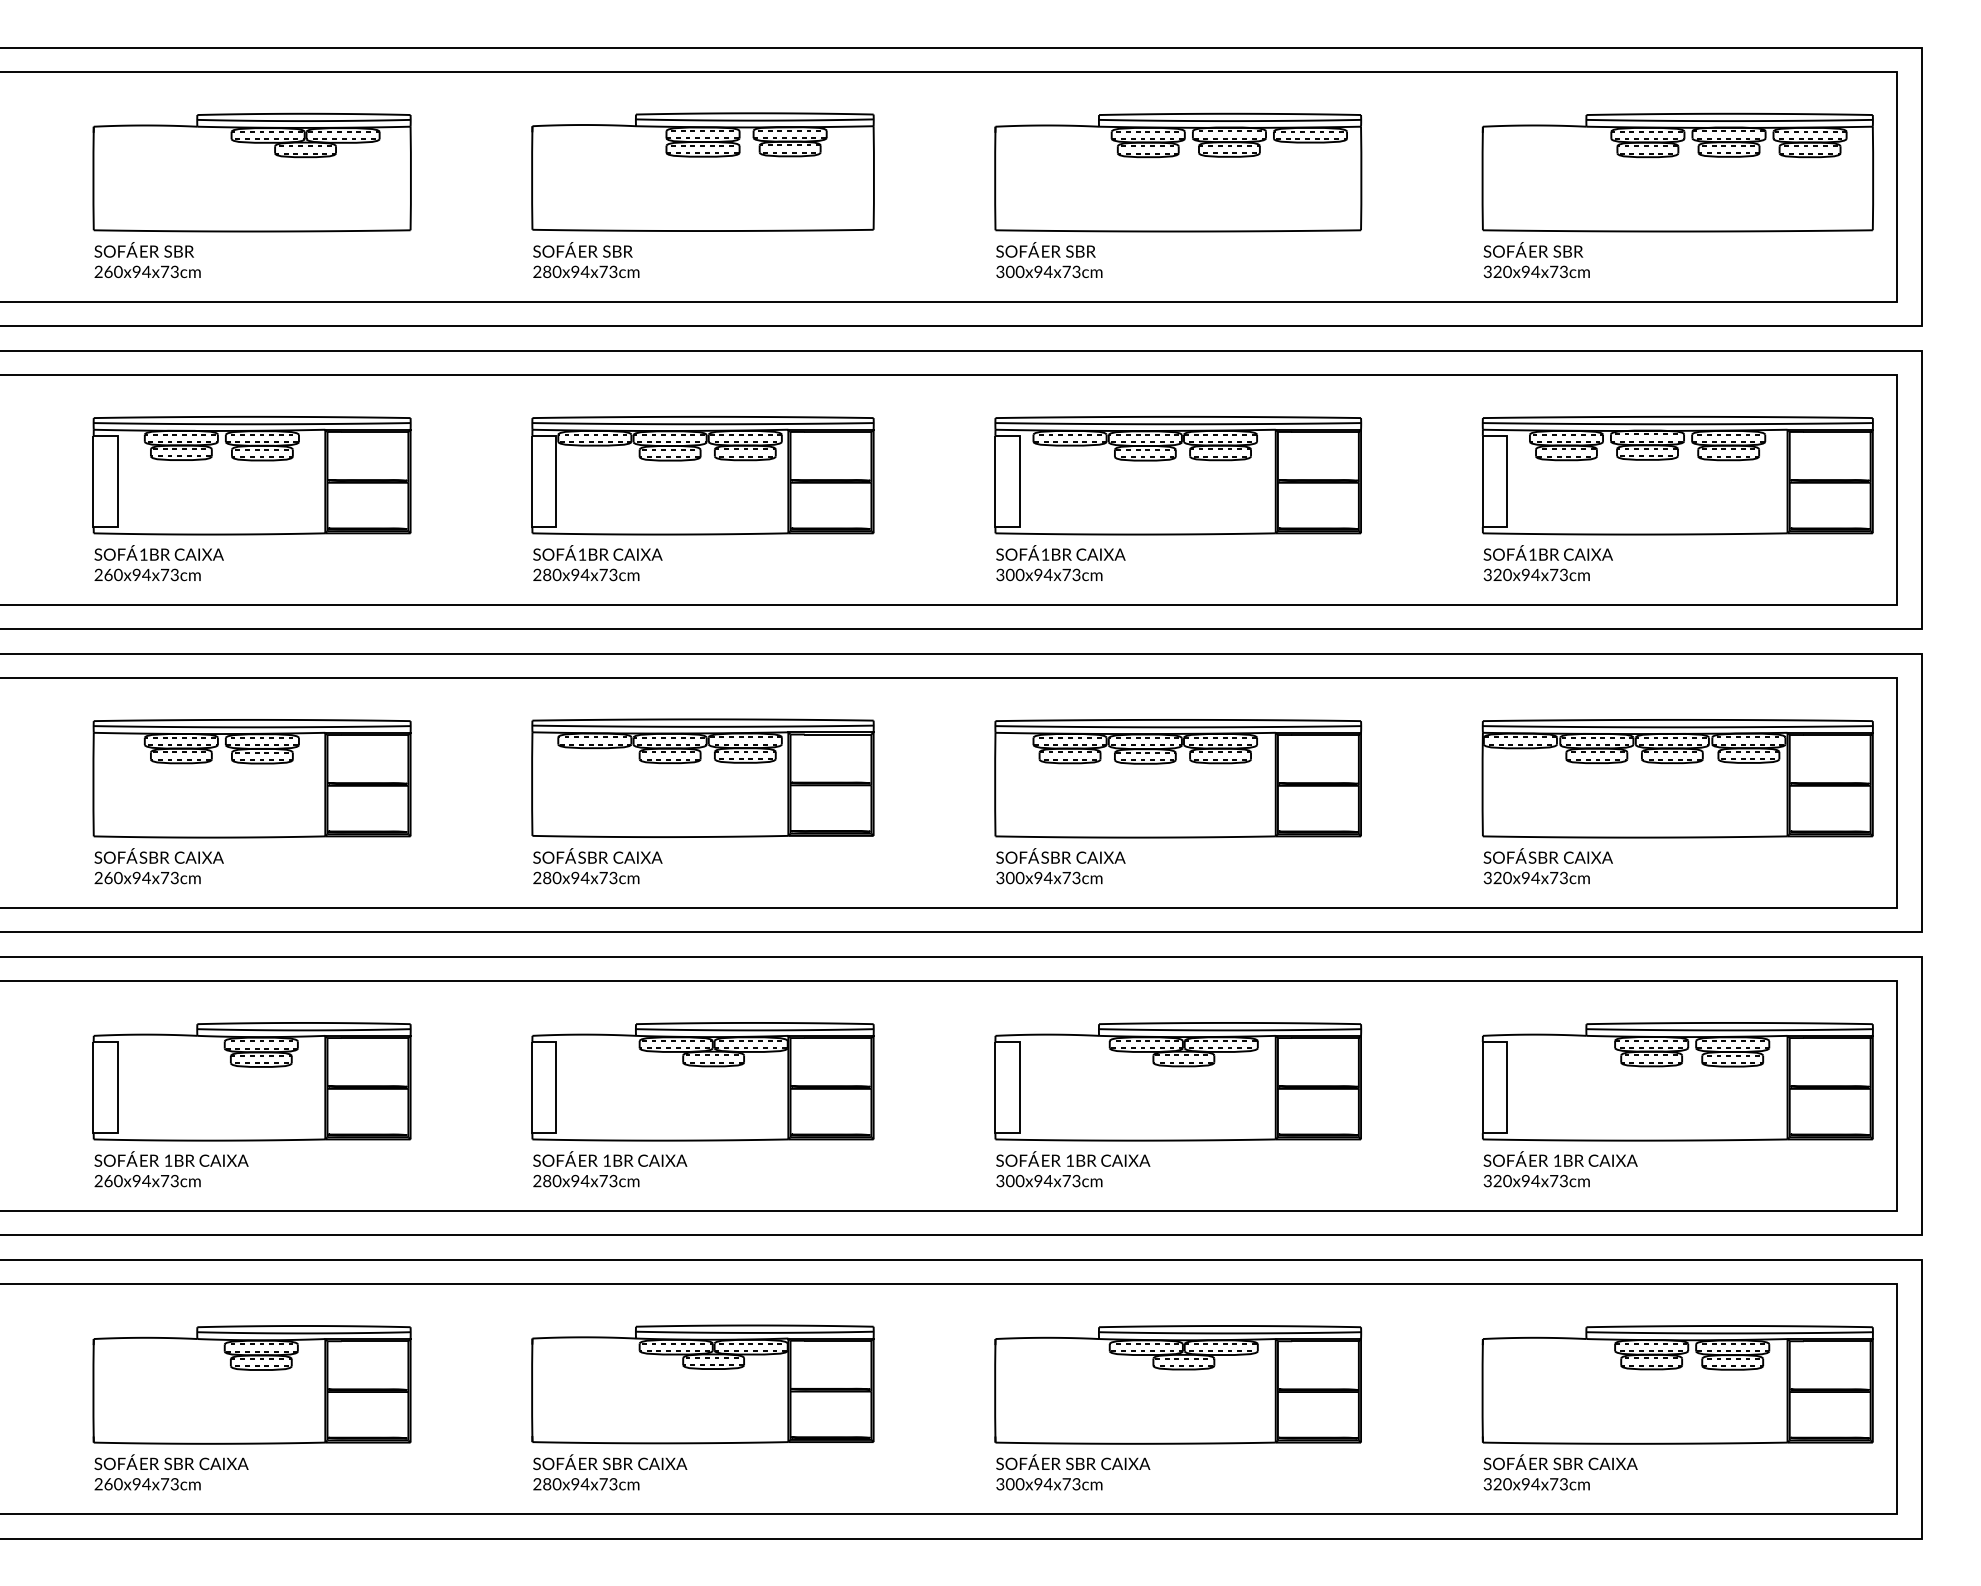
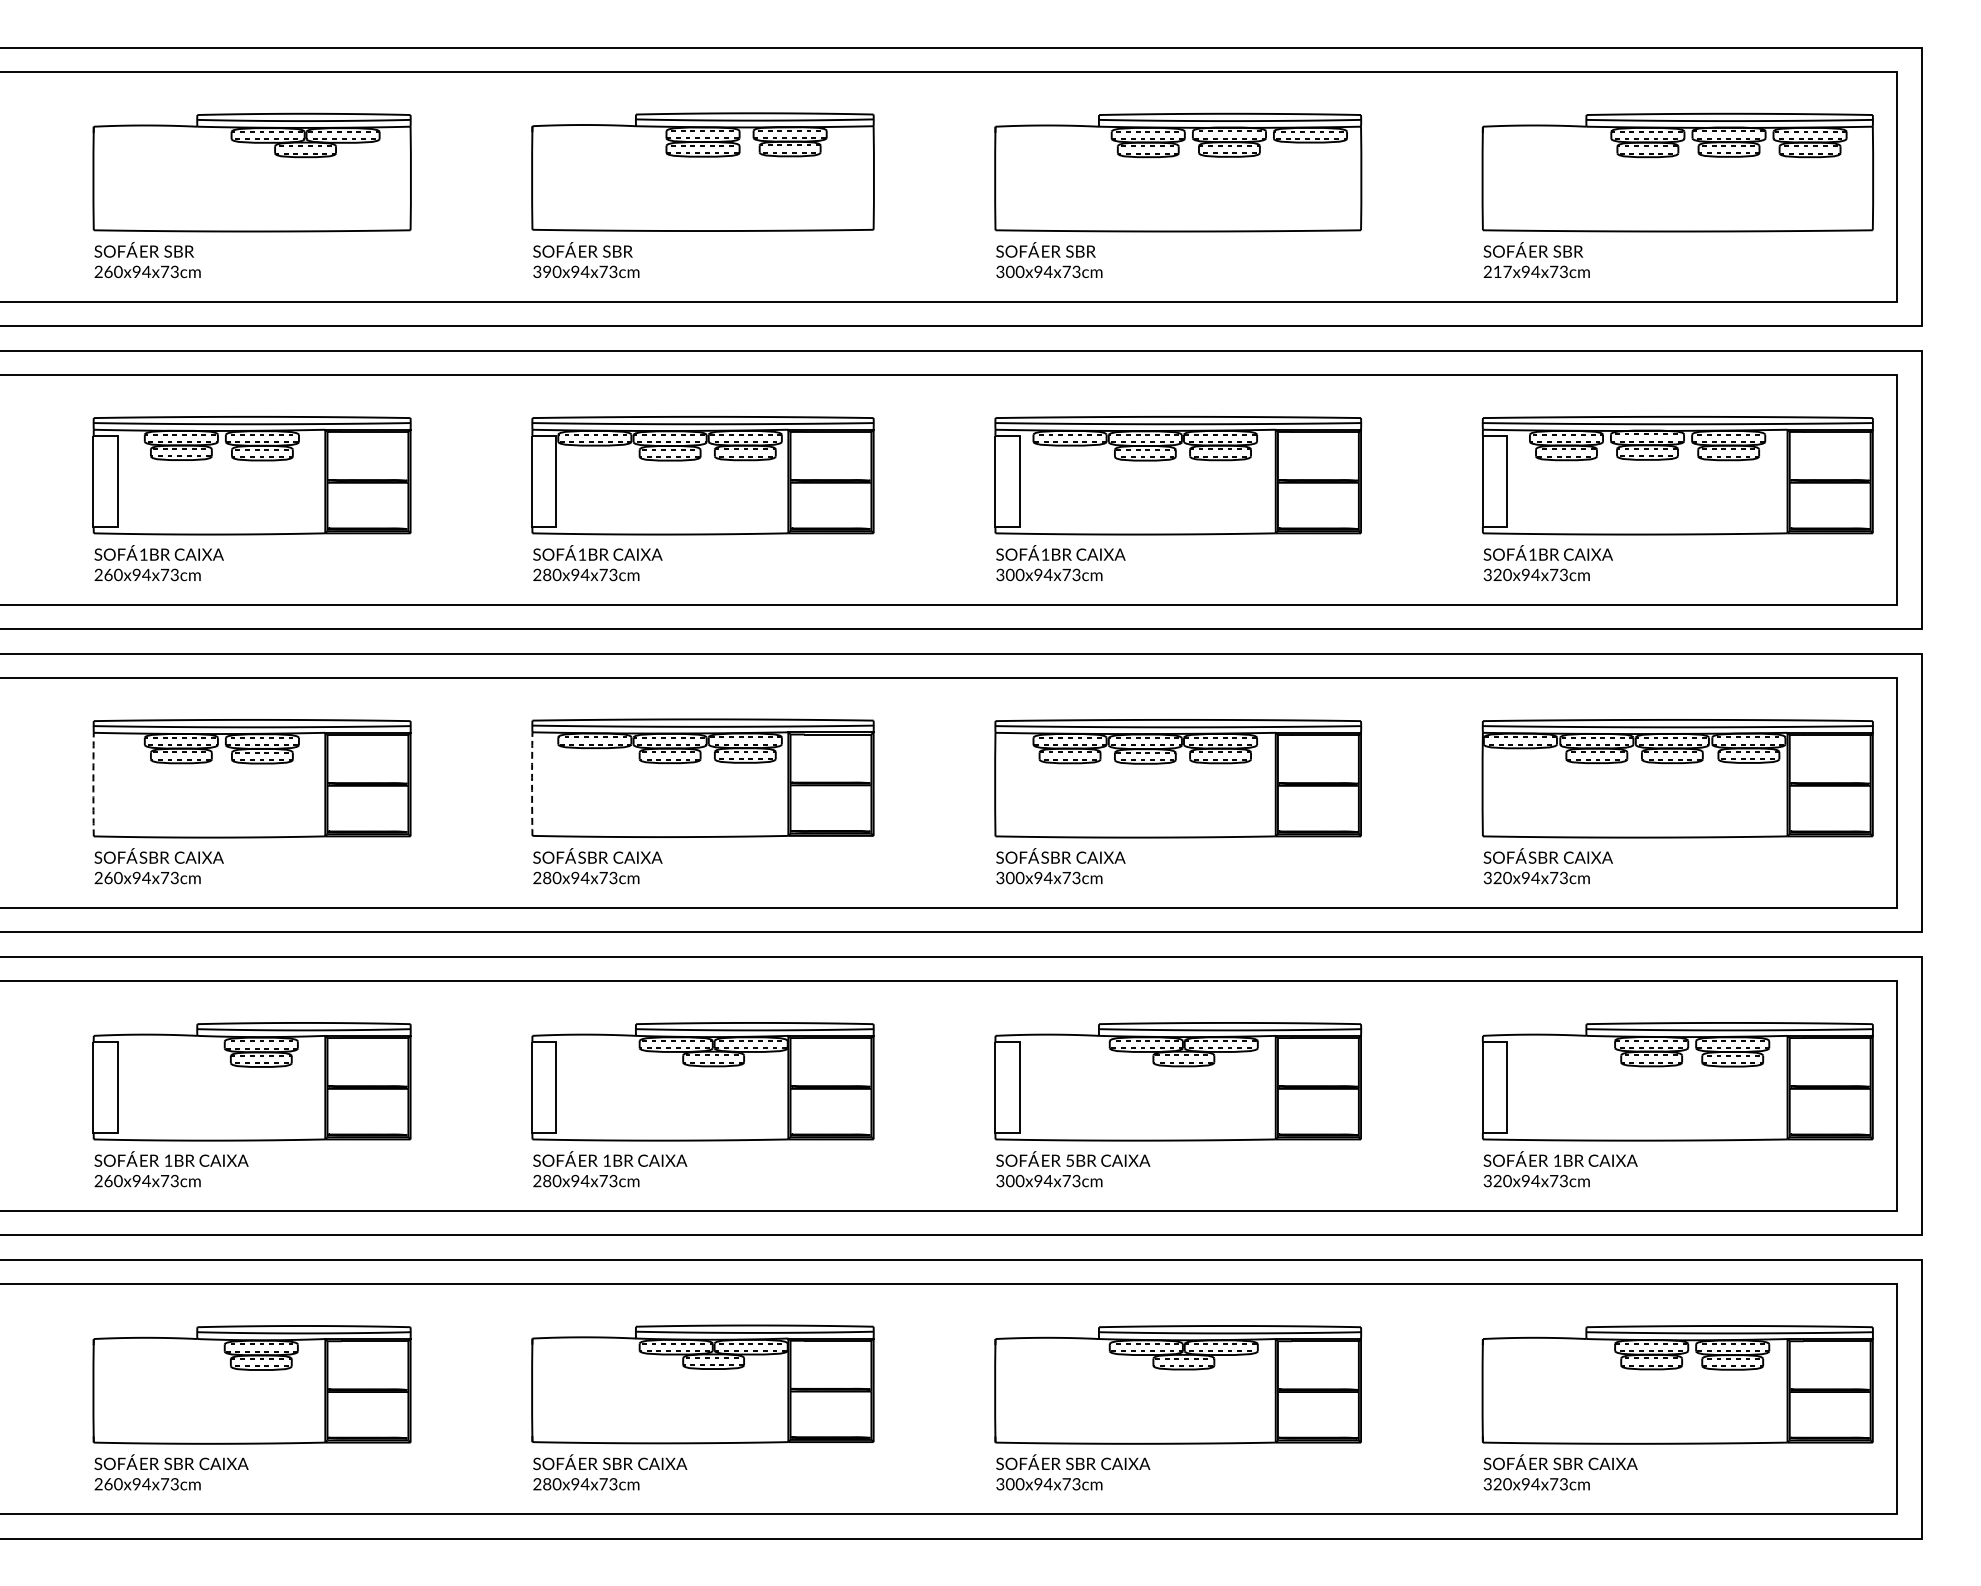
text: 320x94x73cm -> 217x94x73cm (1497, 271)
text: 280x94x73cm -> 390x94x73cm (542, 272)
arc: solid -> dashed (93, 784)
arc: solid -> dashed (532, 784)
text: 1BR -> 5BR (1069, 1160)
